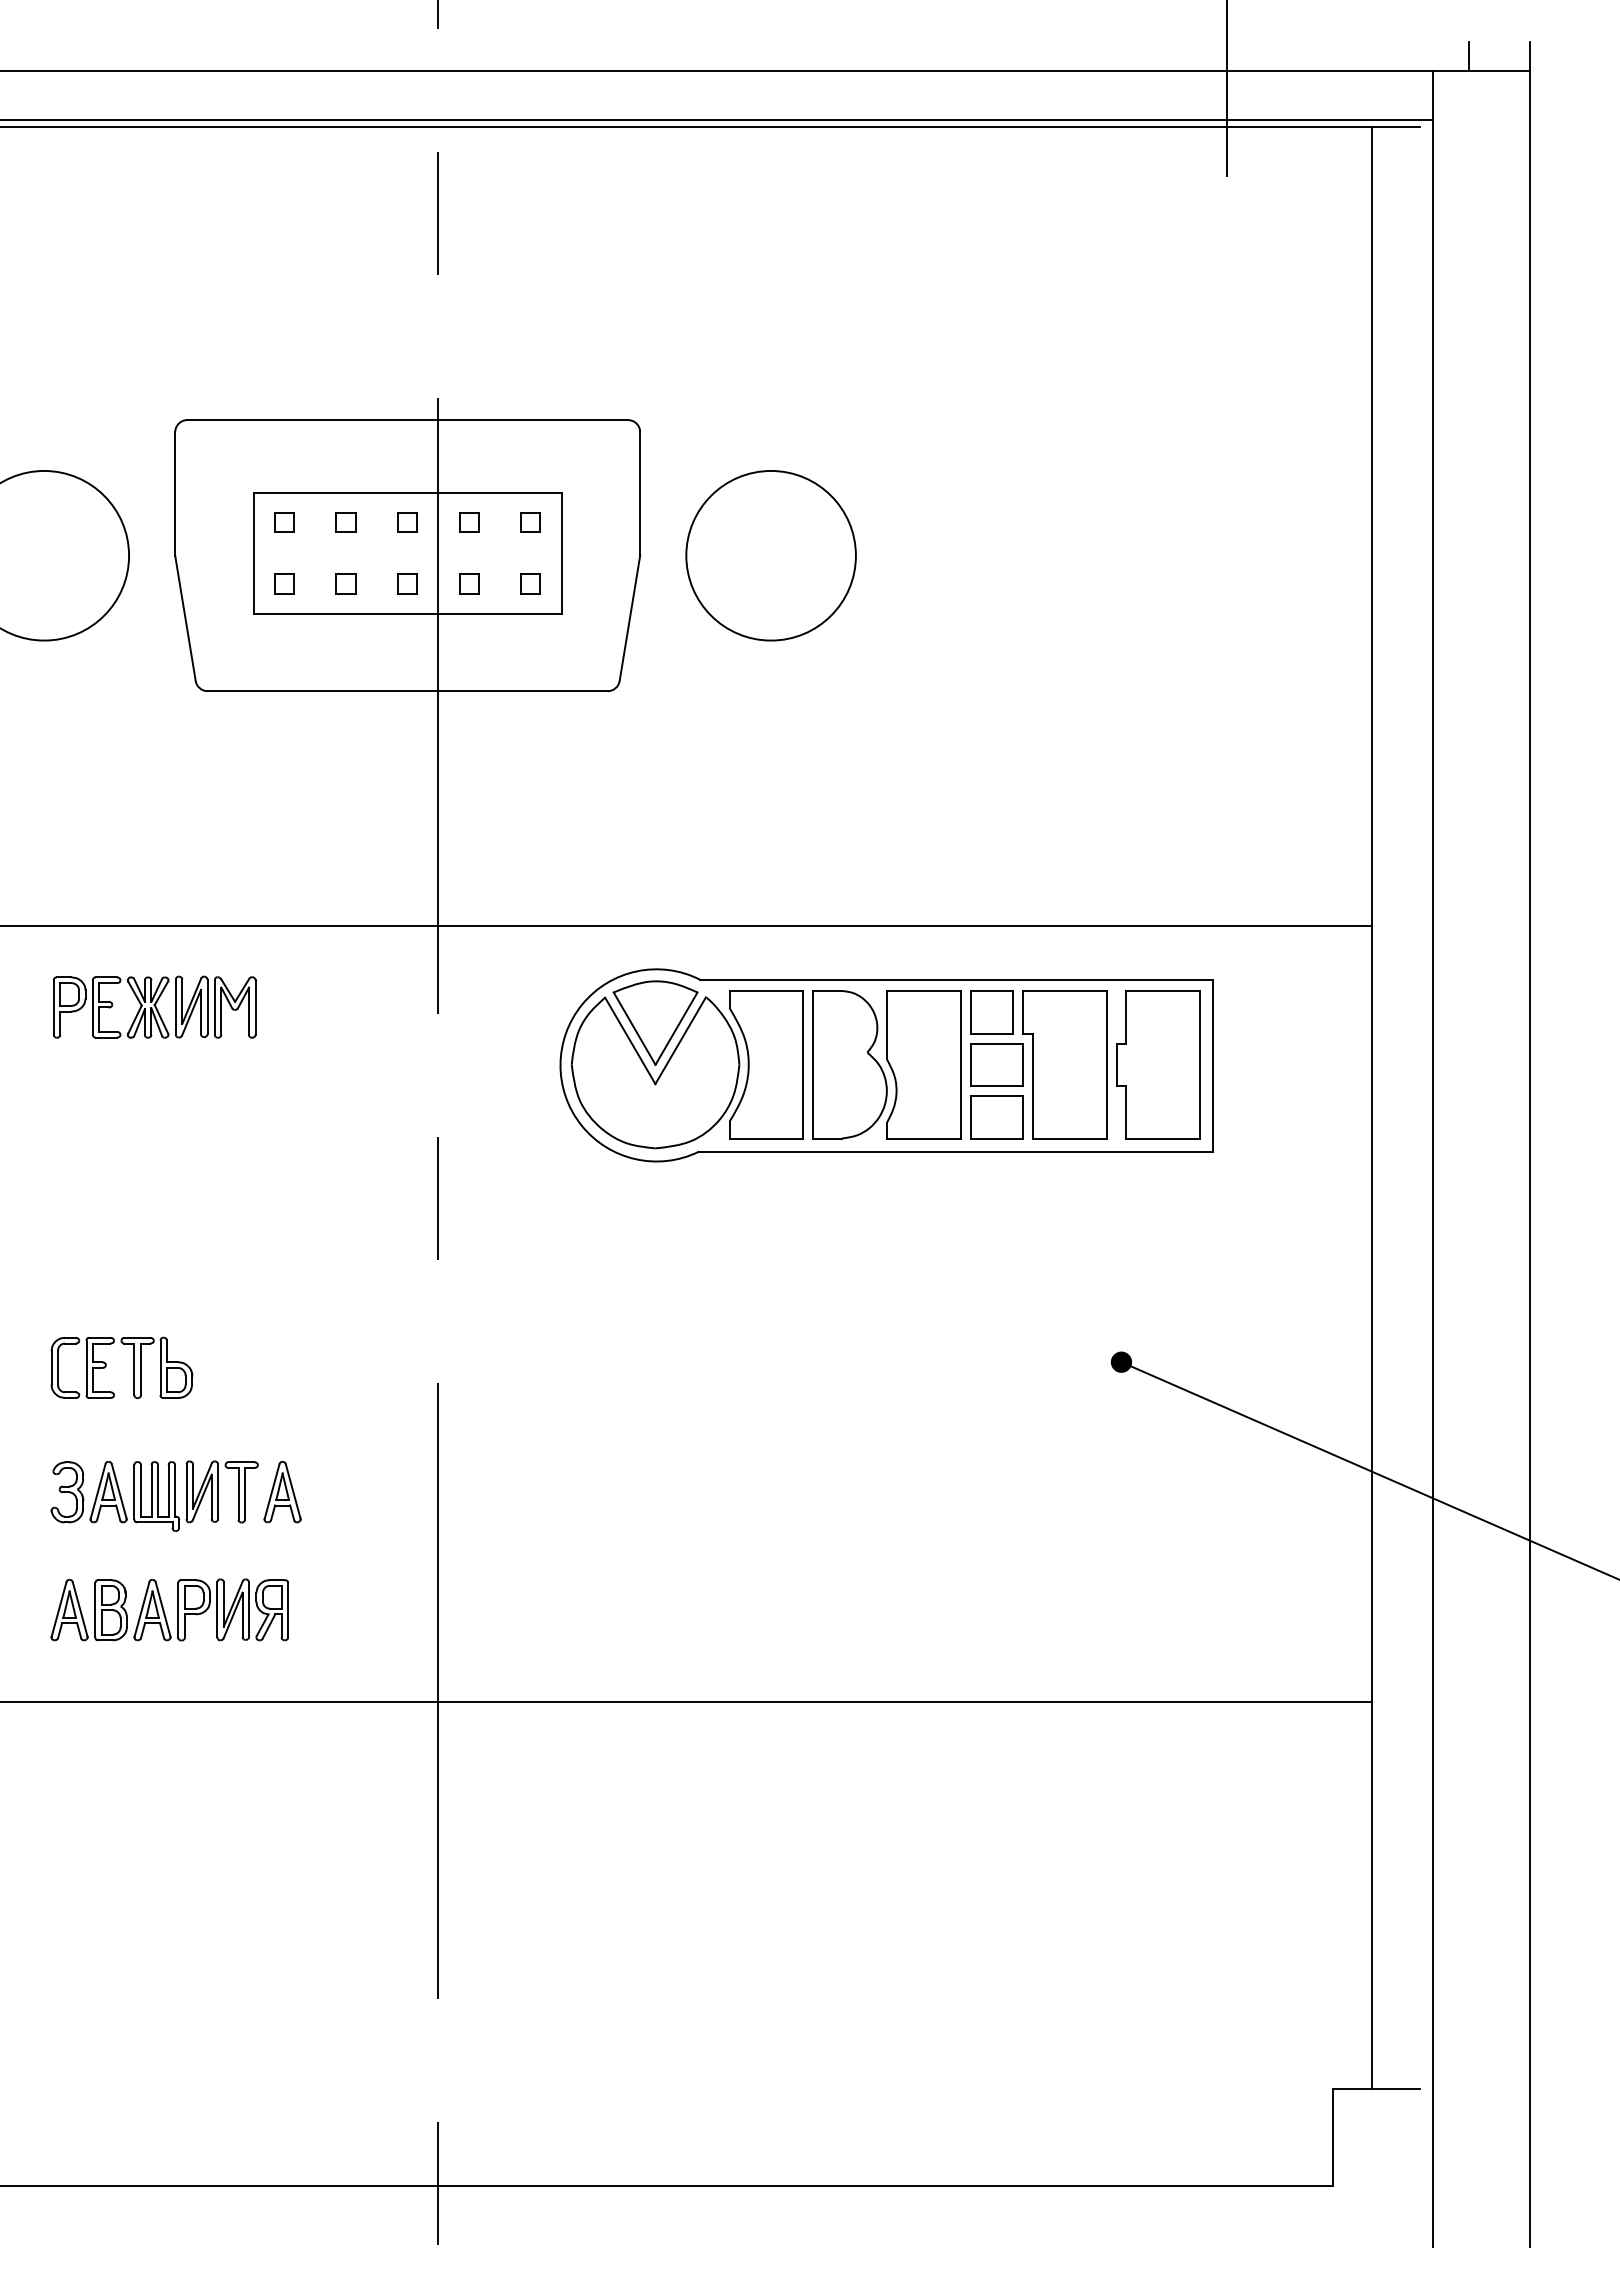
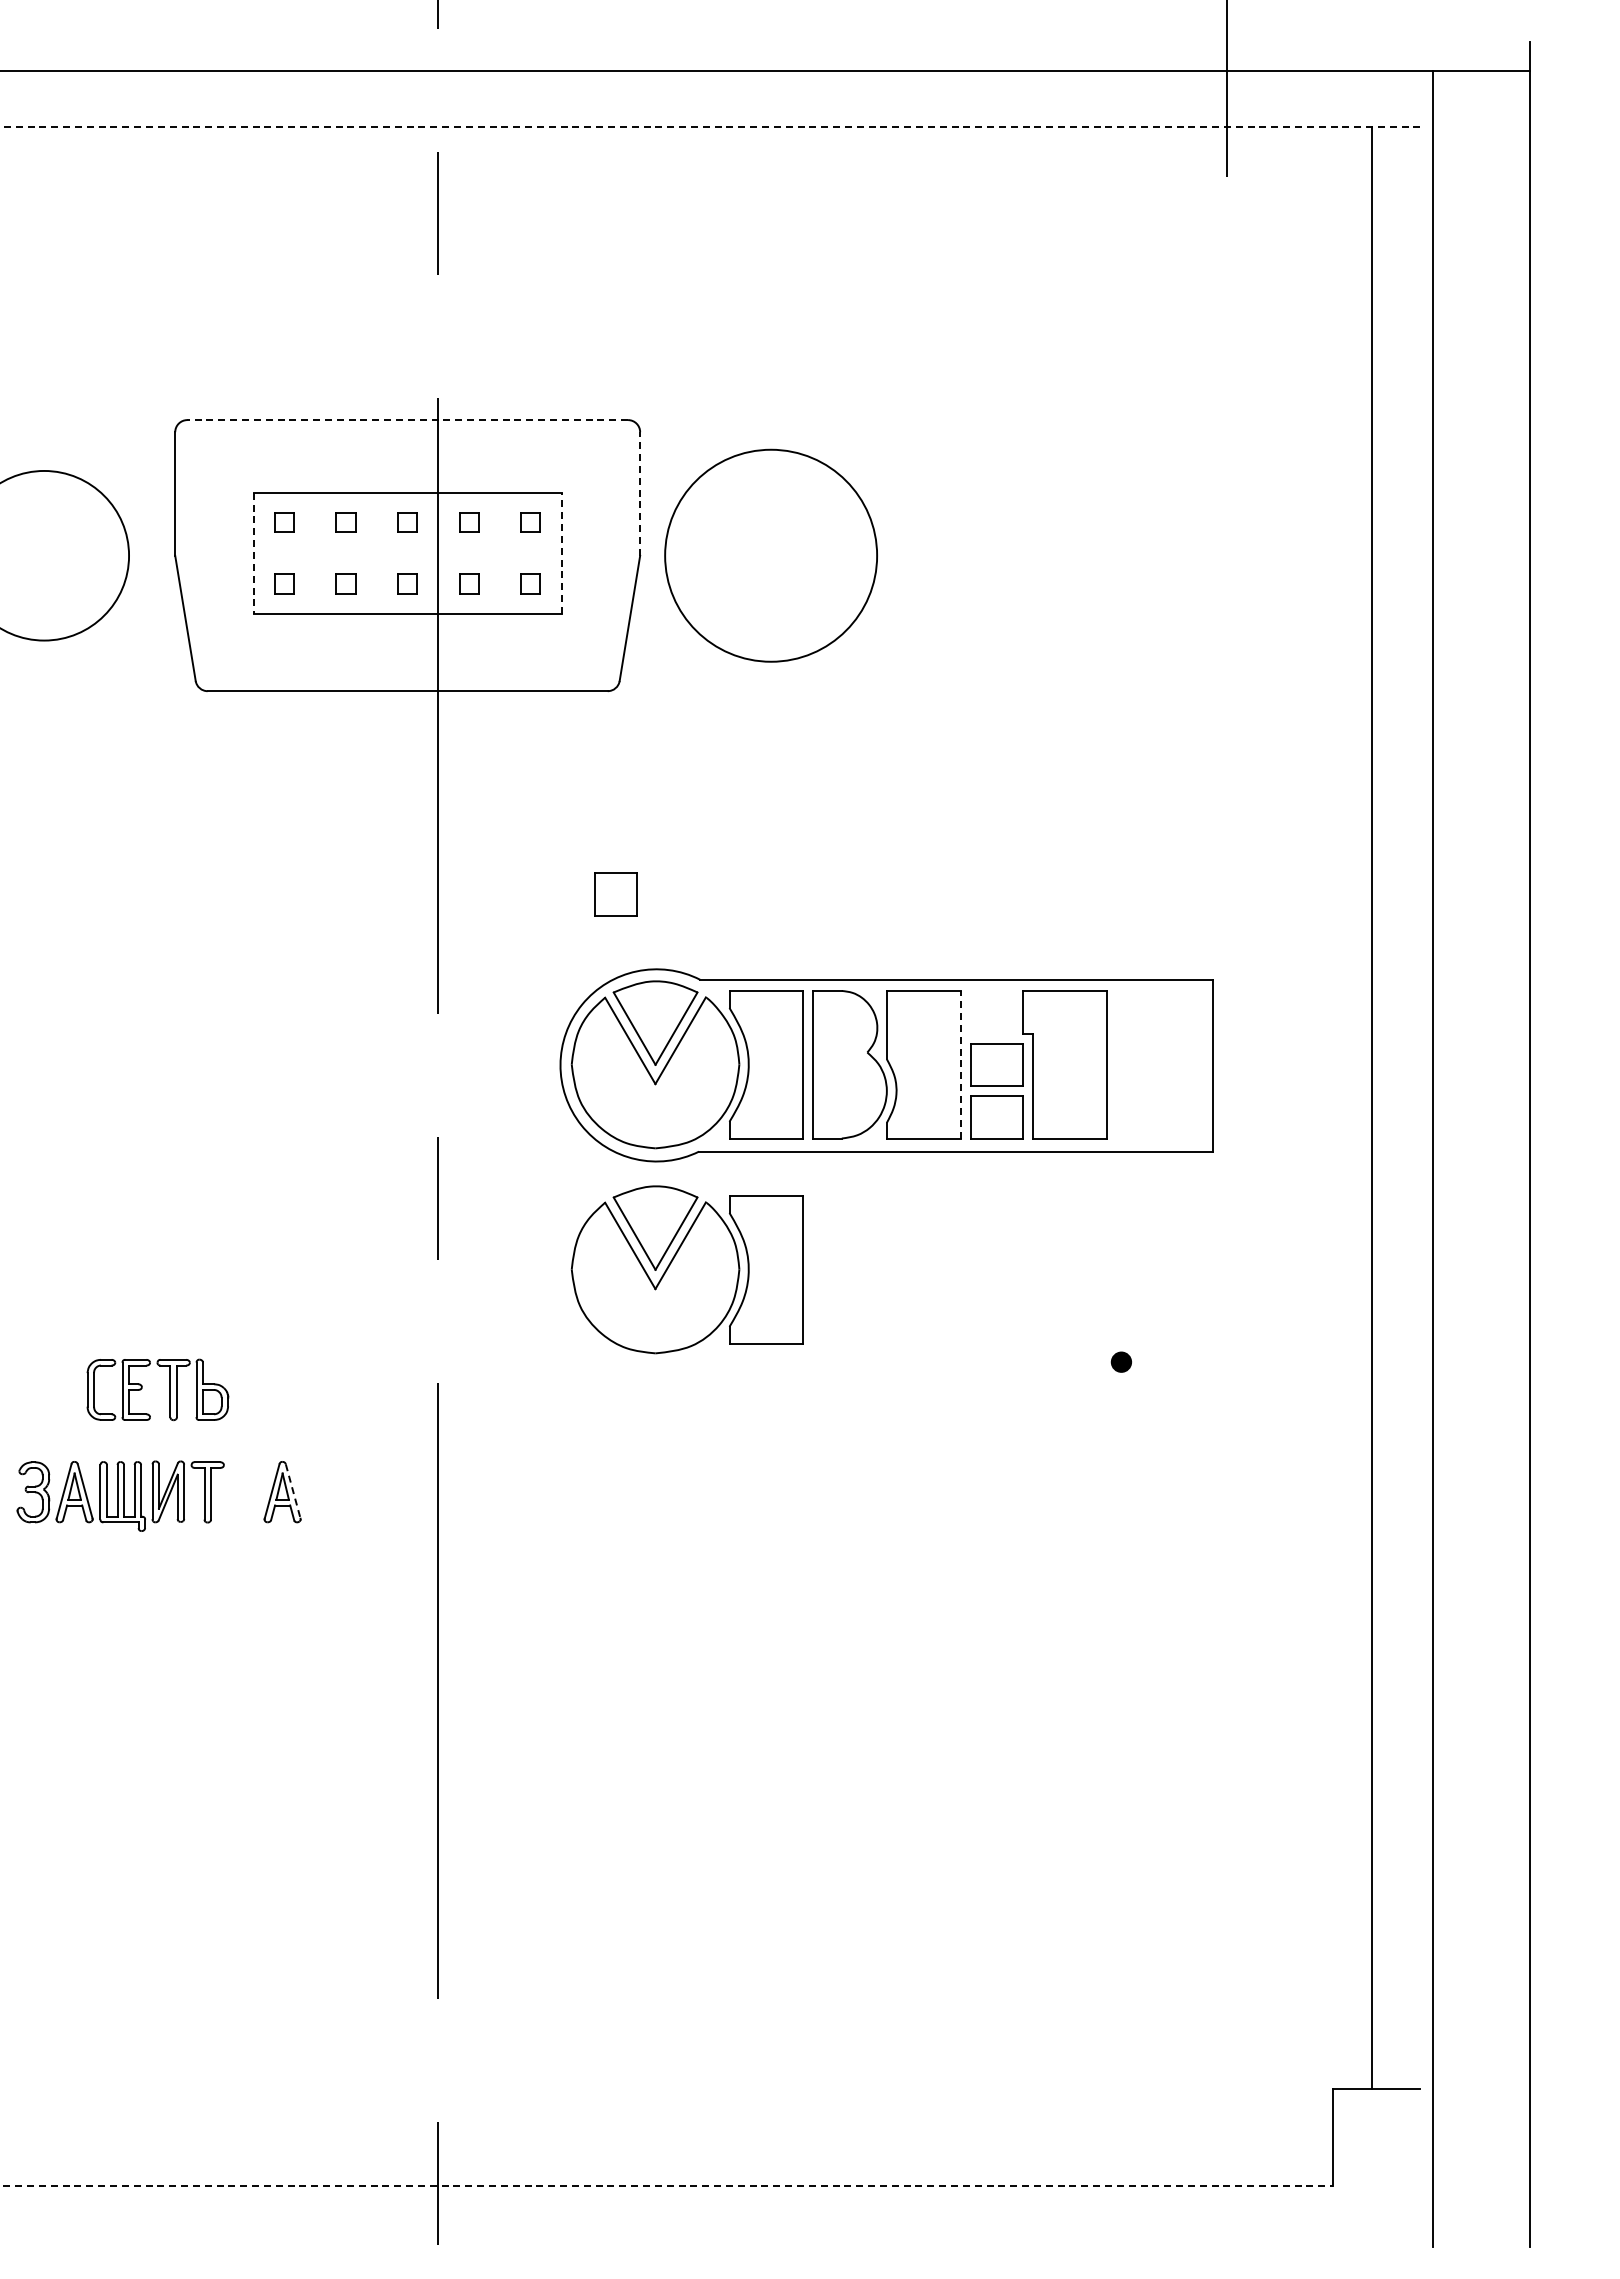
line: present -> none (1468, 56)
line: present -> none (717, 119)
line: solid -> dashed (709, 126)
line: solid -> dashed (407, 420)
line: solid -> dashed (640, 494)
line: solid -> dashed (253, 553)
line: solid -> dashed (561, 553)
circle diameter: 170 px -> 212 px (771, 555)
line: present -> none (687, 926)
part: present -> none (154, 1006)
part position: (991, 1012) -> (615, 894) (615, 894)
line: solid -> dashed (960, 1064)
part: present -> none (1158, 1064)
part: none -> present (686, 1269)
part position: (133, 1367) -> (169, 1389) (169, 1389)
line: present -> none (1368, 1470)
line: solid -> dashed (293, 1492)
part position: (154, 1495) -> (120, 1495) (120, 1495)
part: present -> none (169, 1609)
line: present -> none (687, 1701)
line: solid -> dashed (667, 2186)
